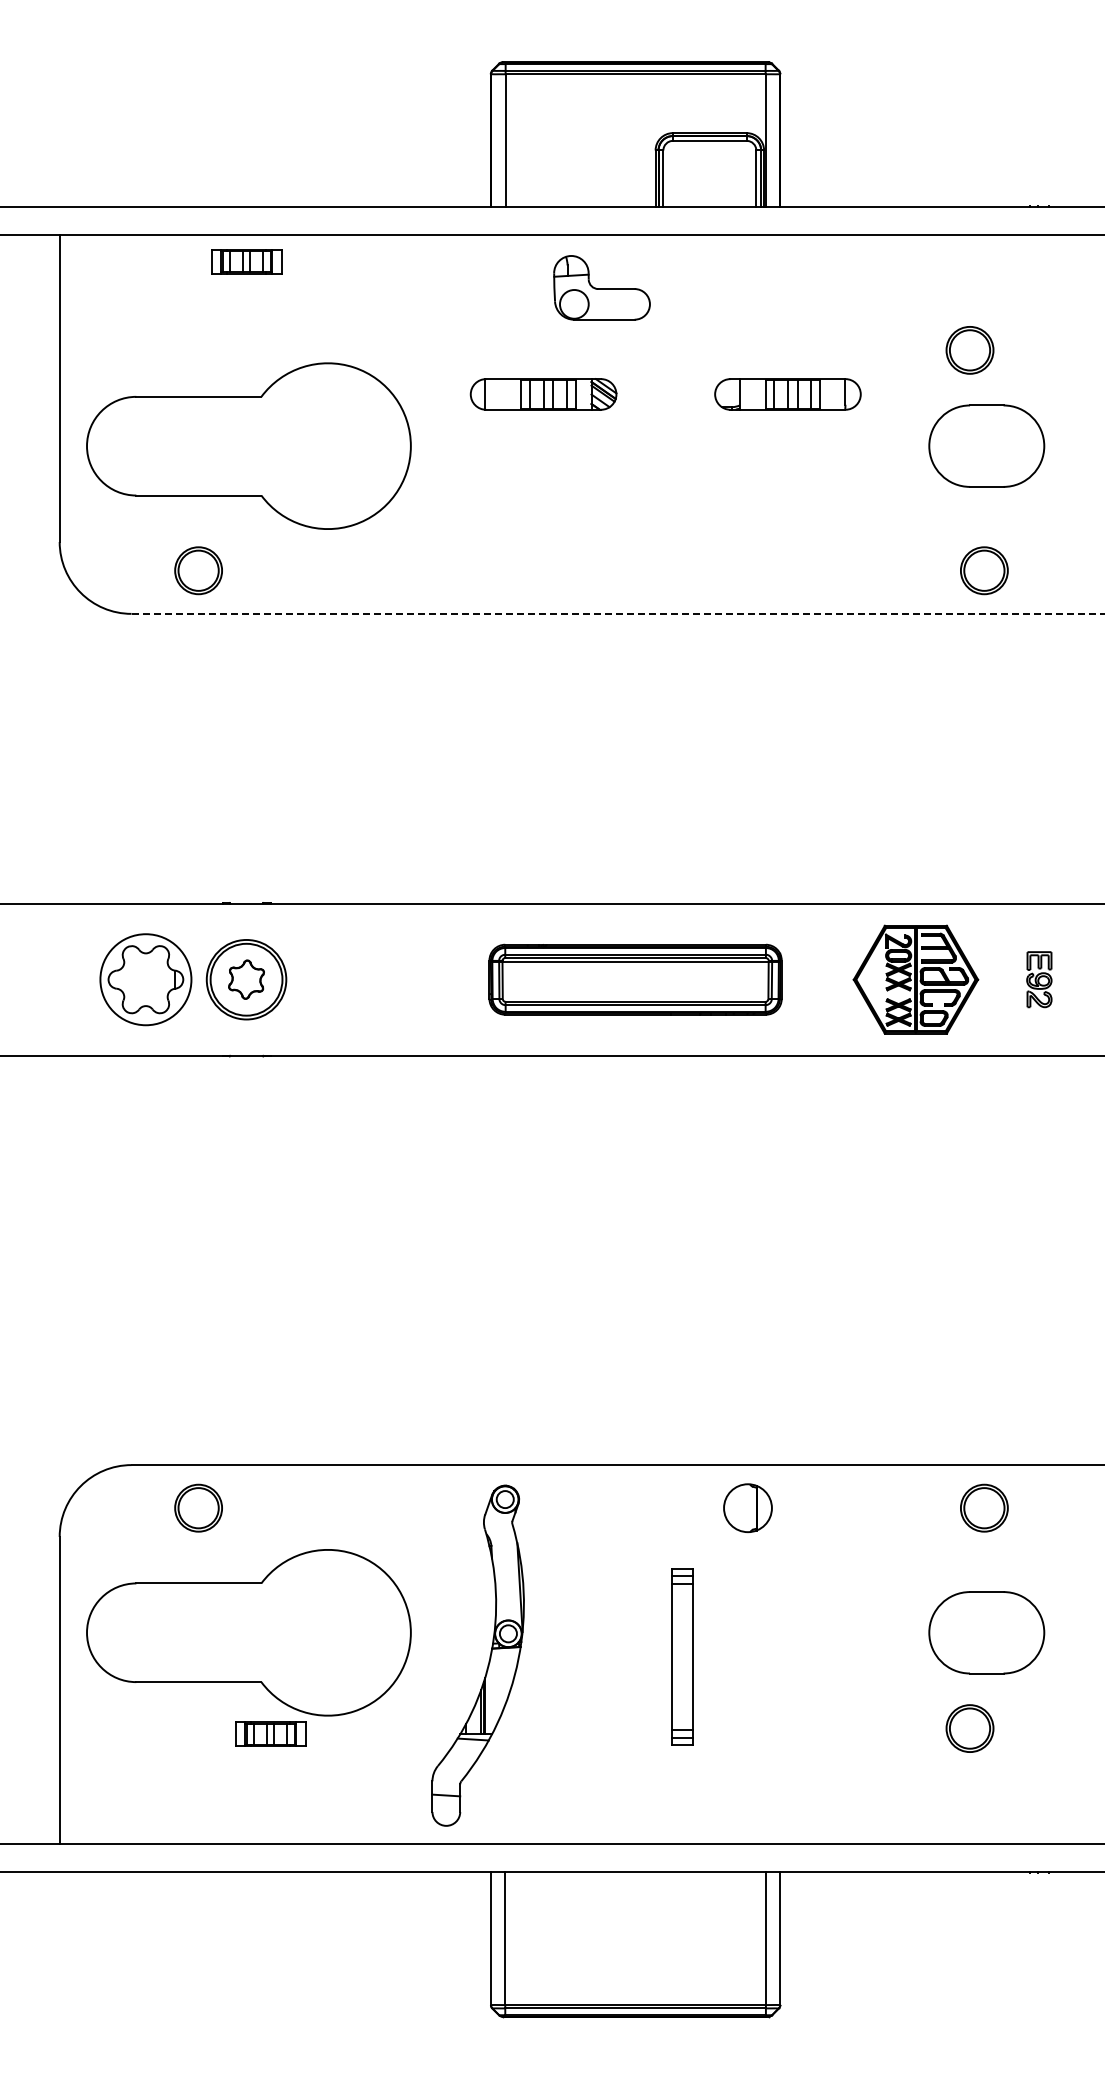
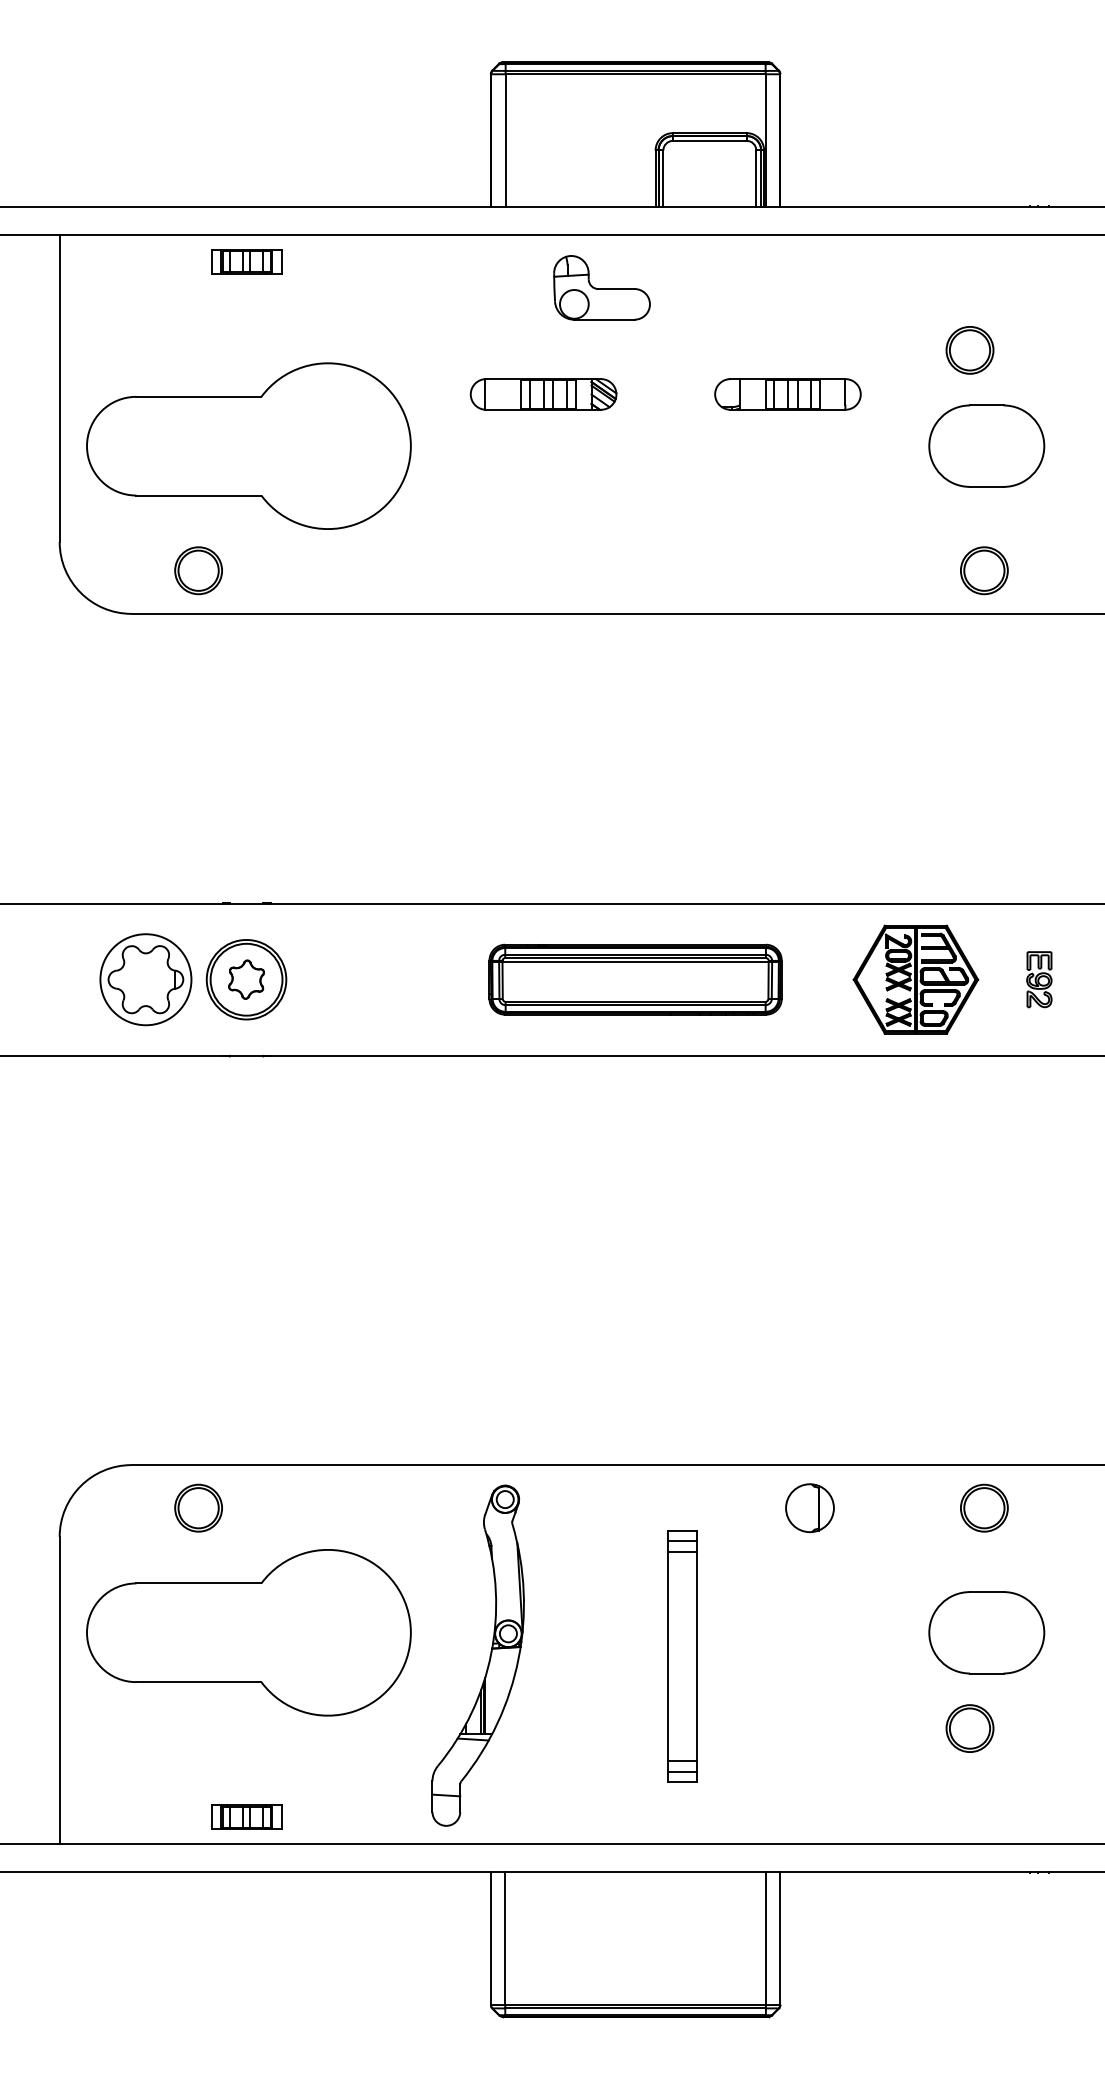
line: dashed -> solid (618, 613)
part position: (747, 1507) -> (809, 1507) (809, 1507)
part size: 23x178 px -> 31x253 px (682, 1656)
part position: (270, 1733) -> (246, 1816) (246, 1816)
